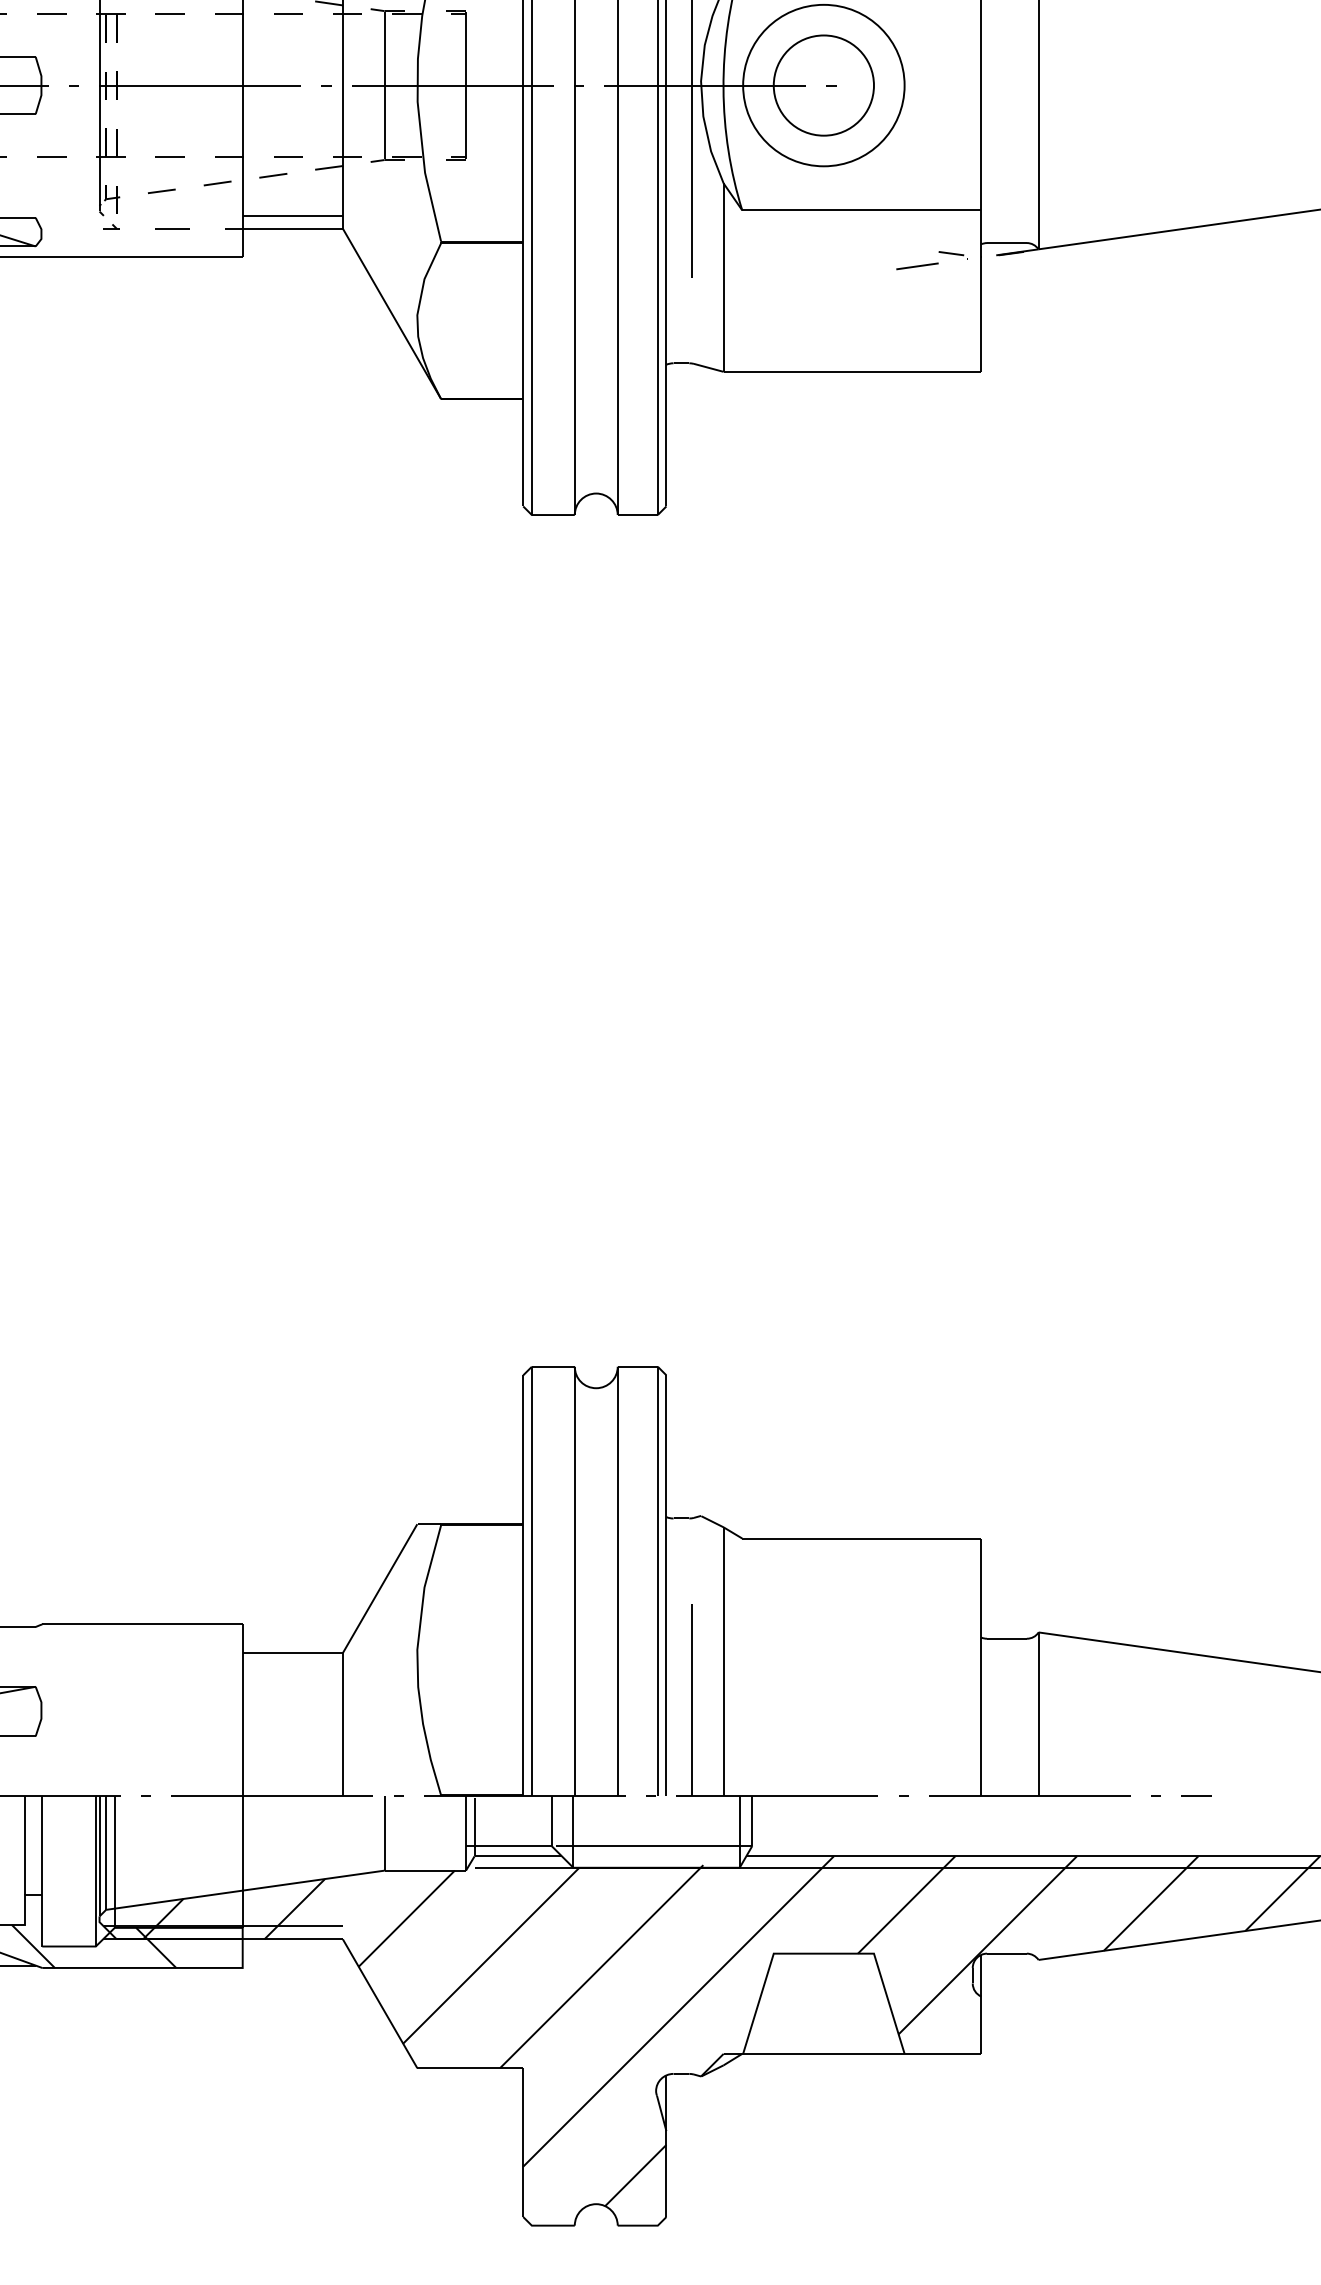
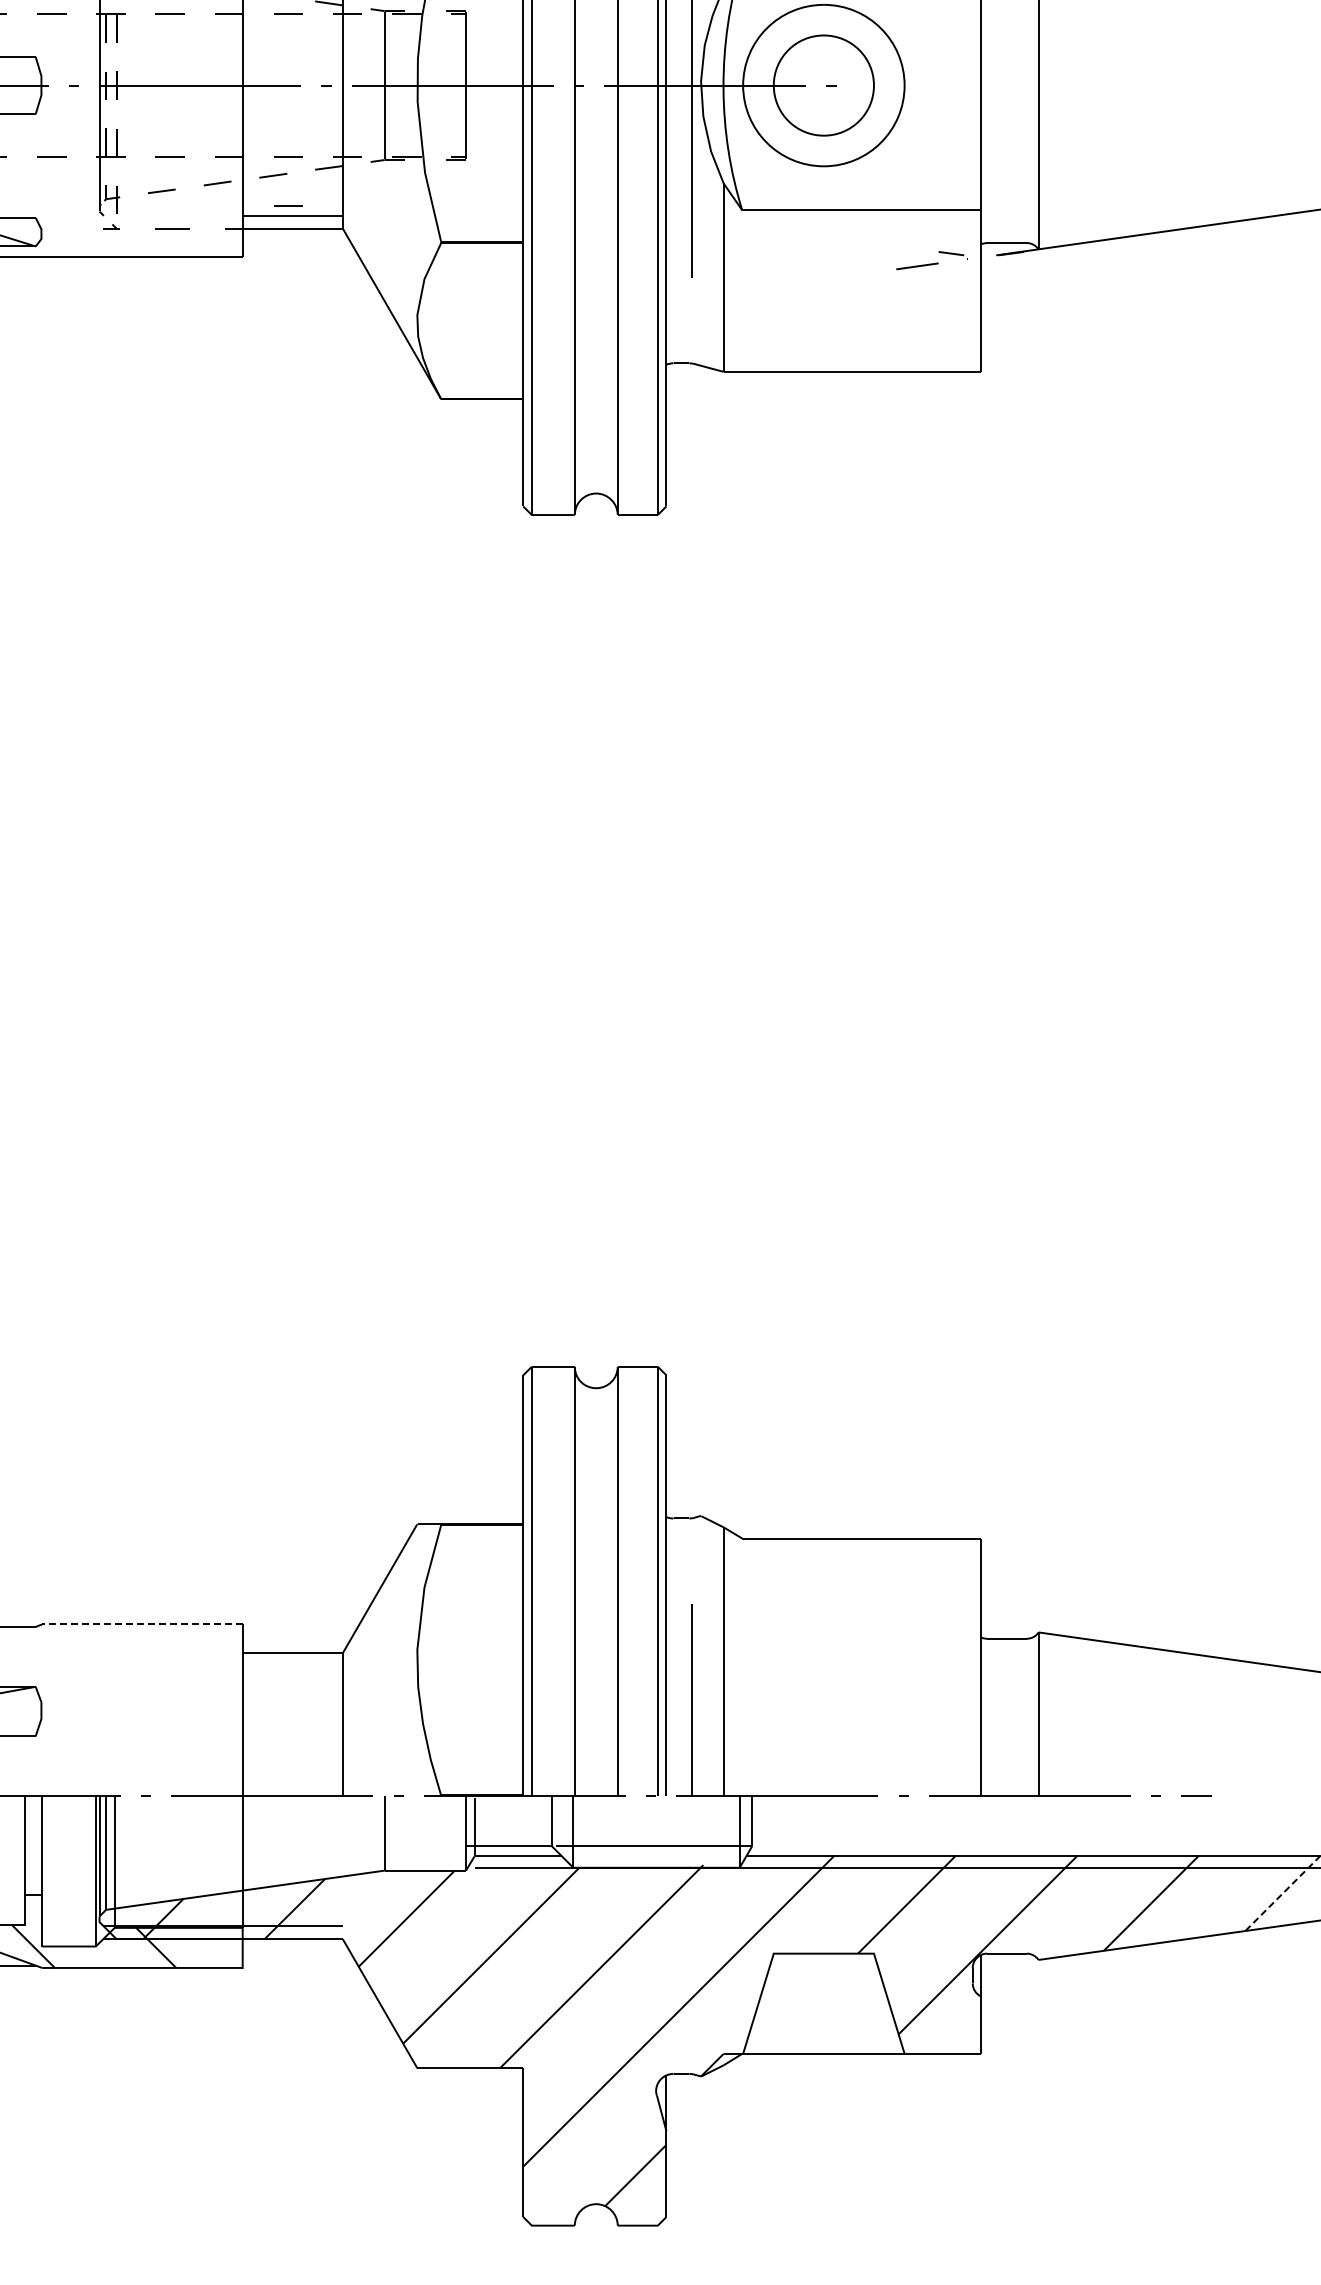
line: none -> present (288, 205)
line: solid -> dashed (142, 1624)
line: solid -> dashed (1282, 1893)
